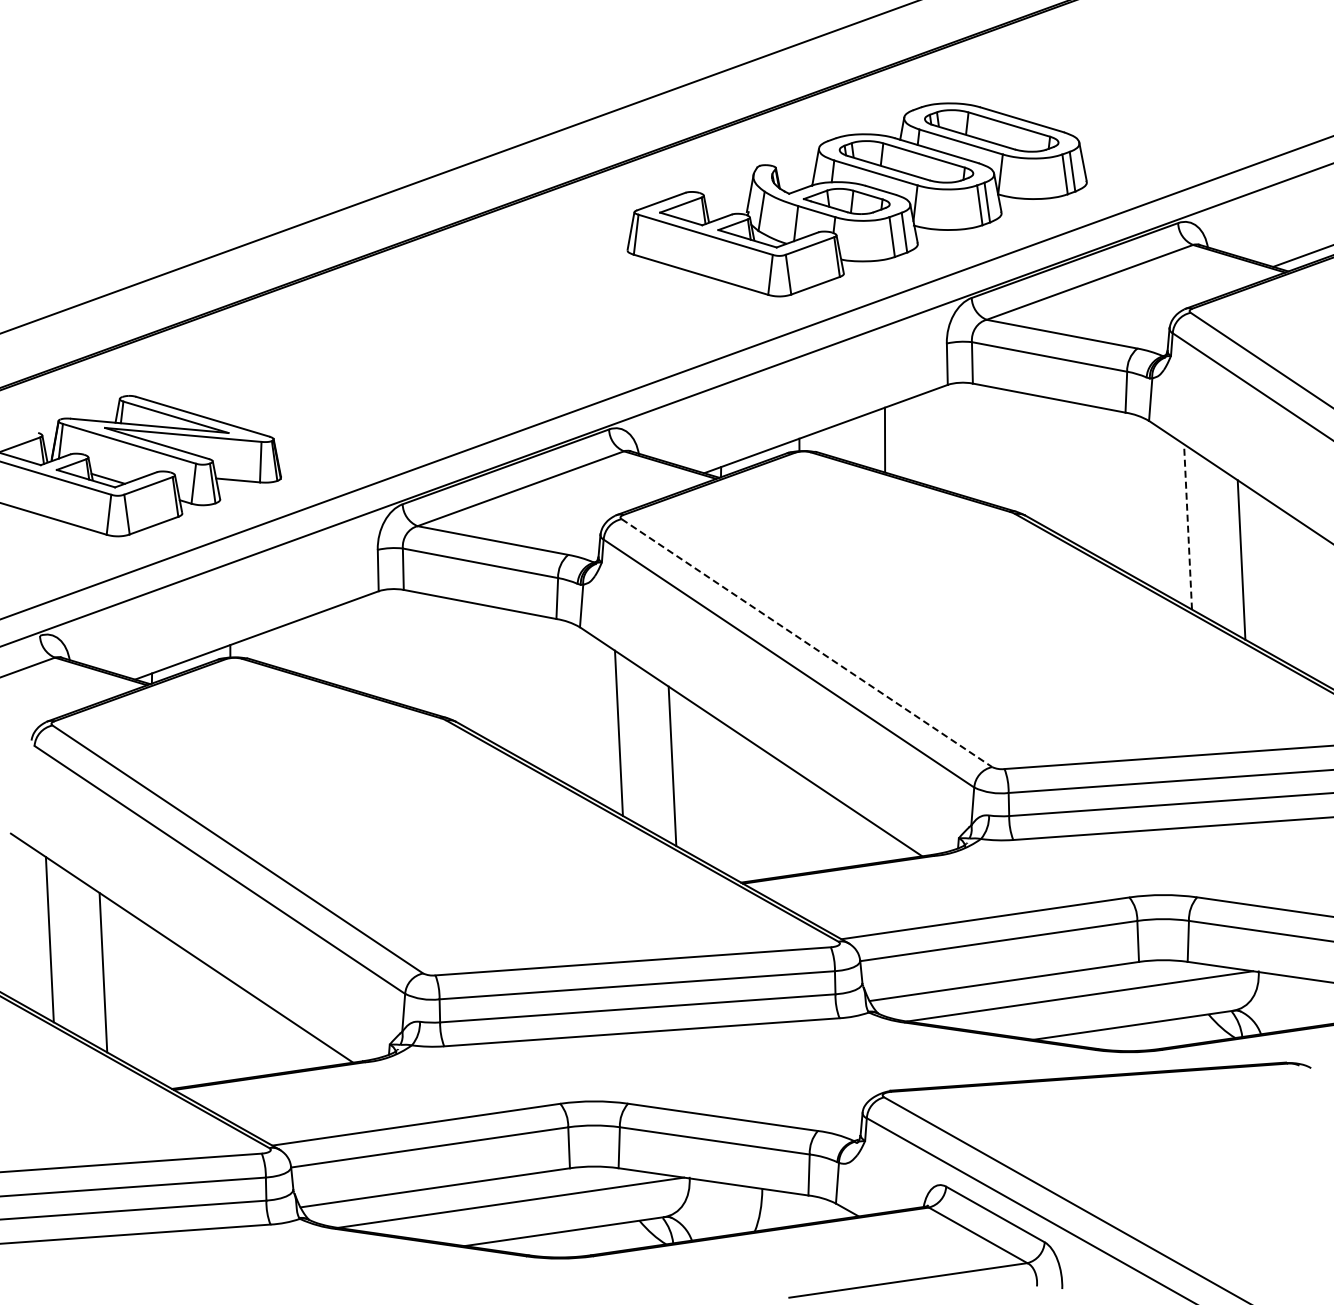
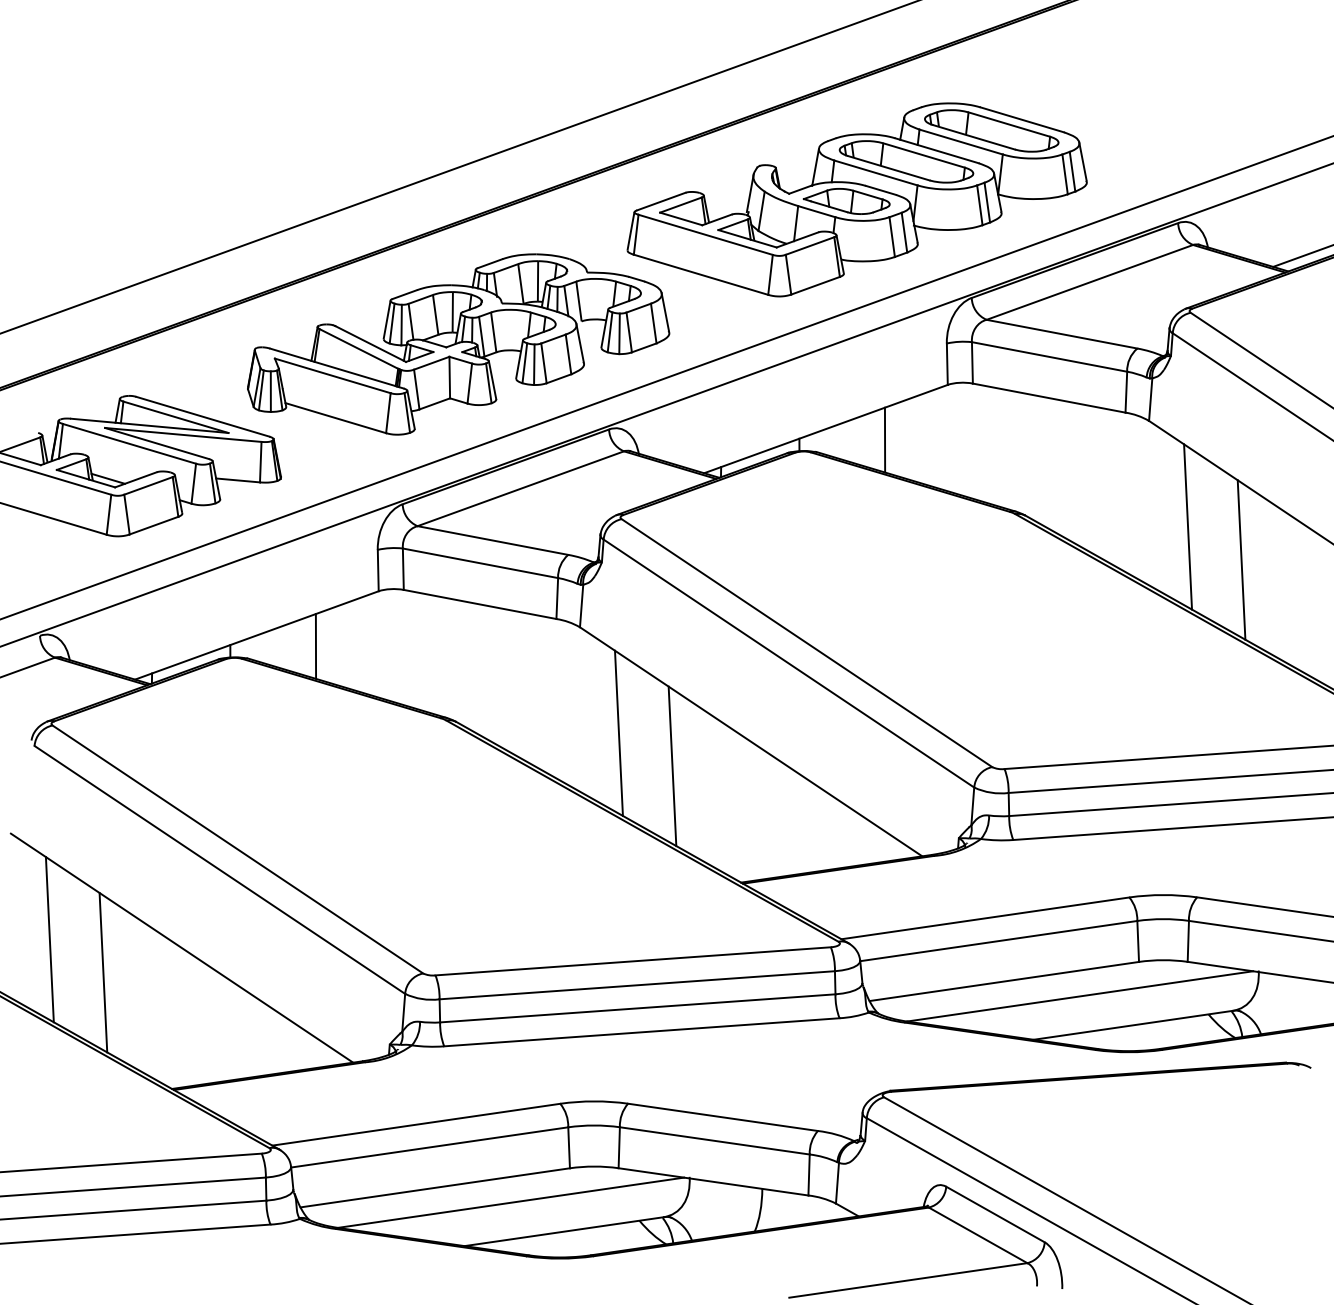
part: none -> present (458, 344)
line: dashed -> solid (1188, 526)
line: dashed -> solid (806, 643)
line: none -> present (315, 646)
